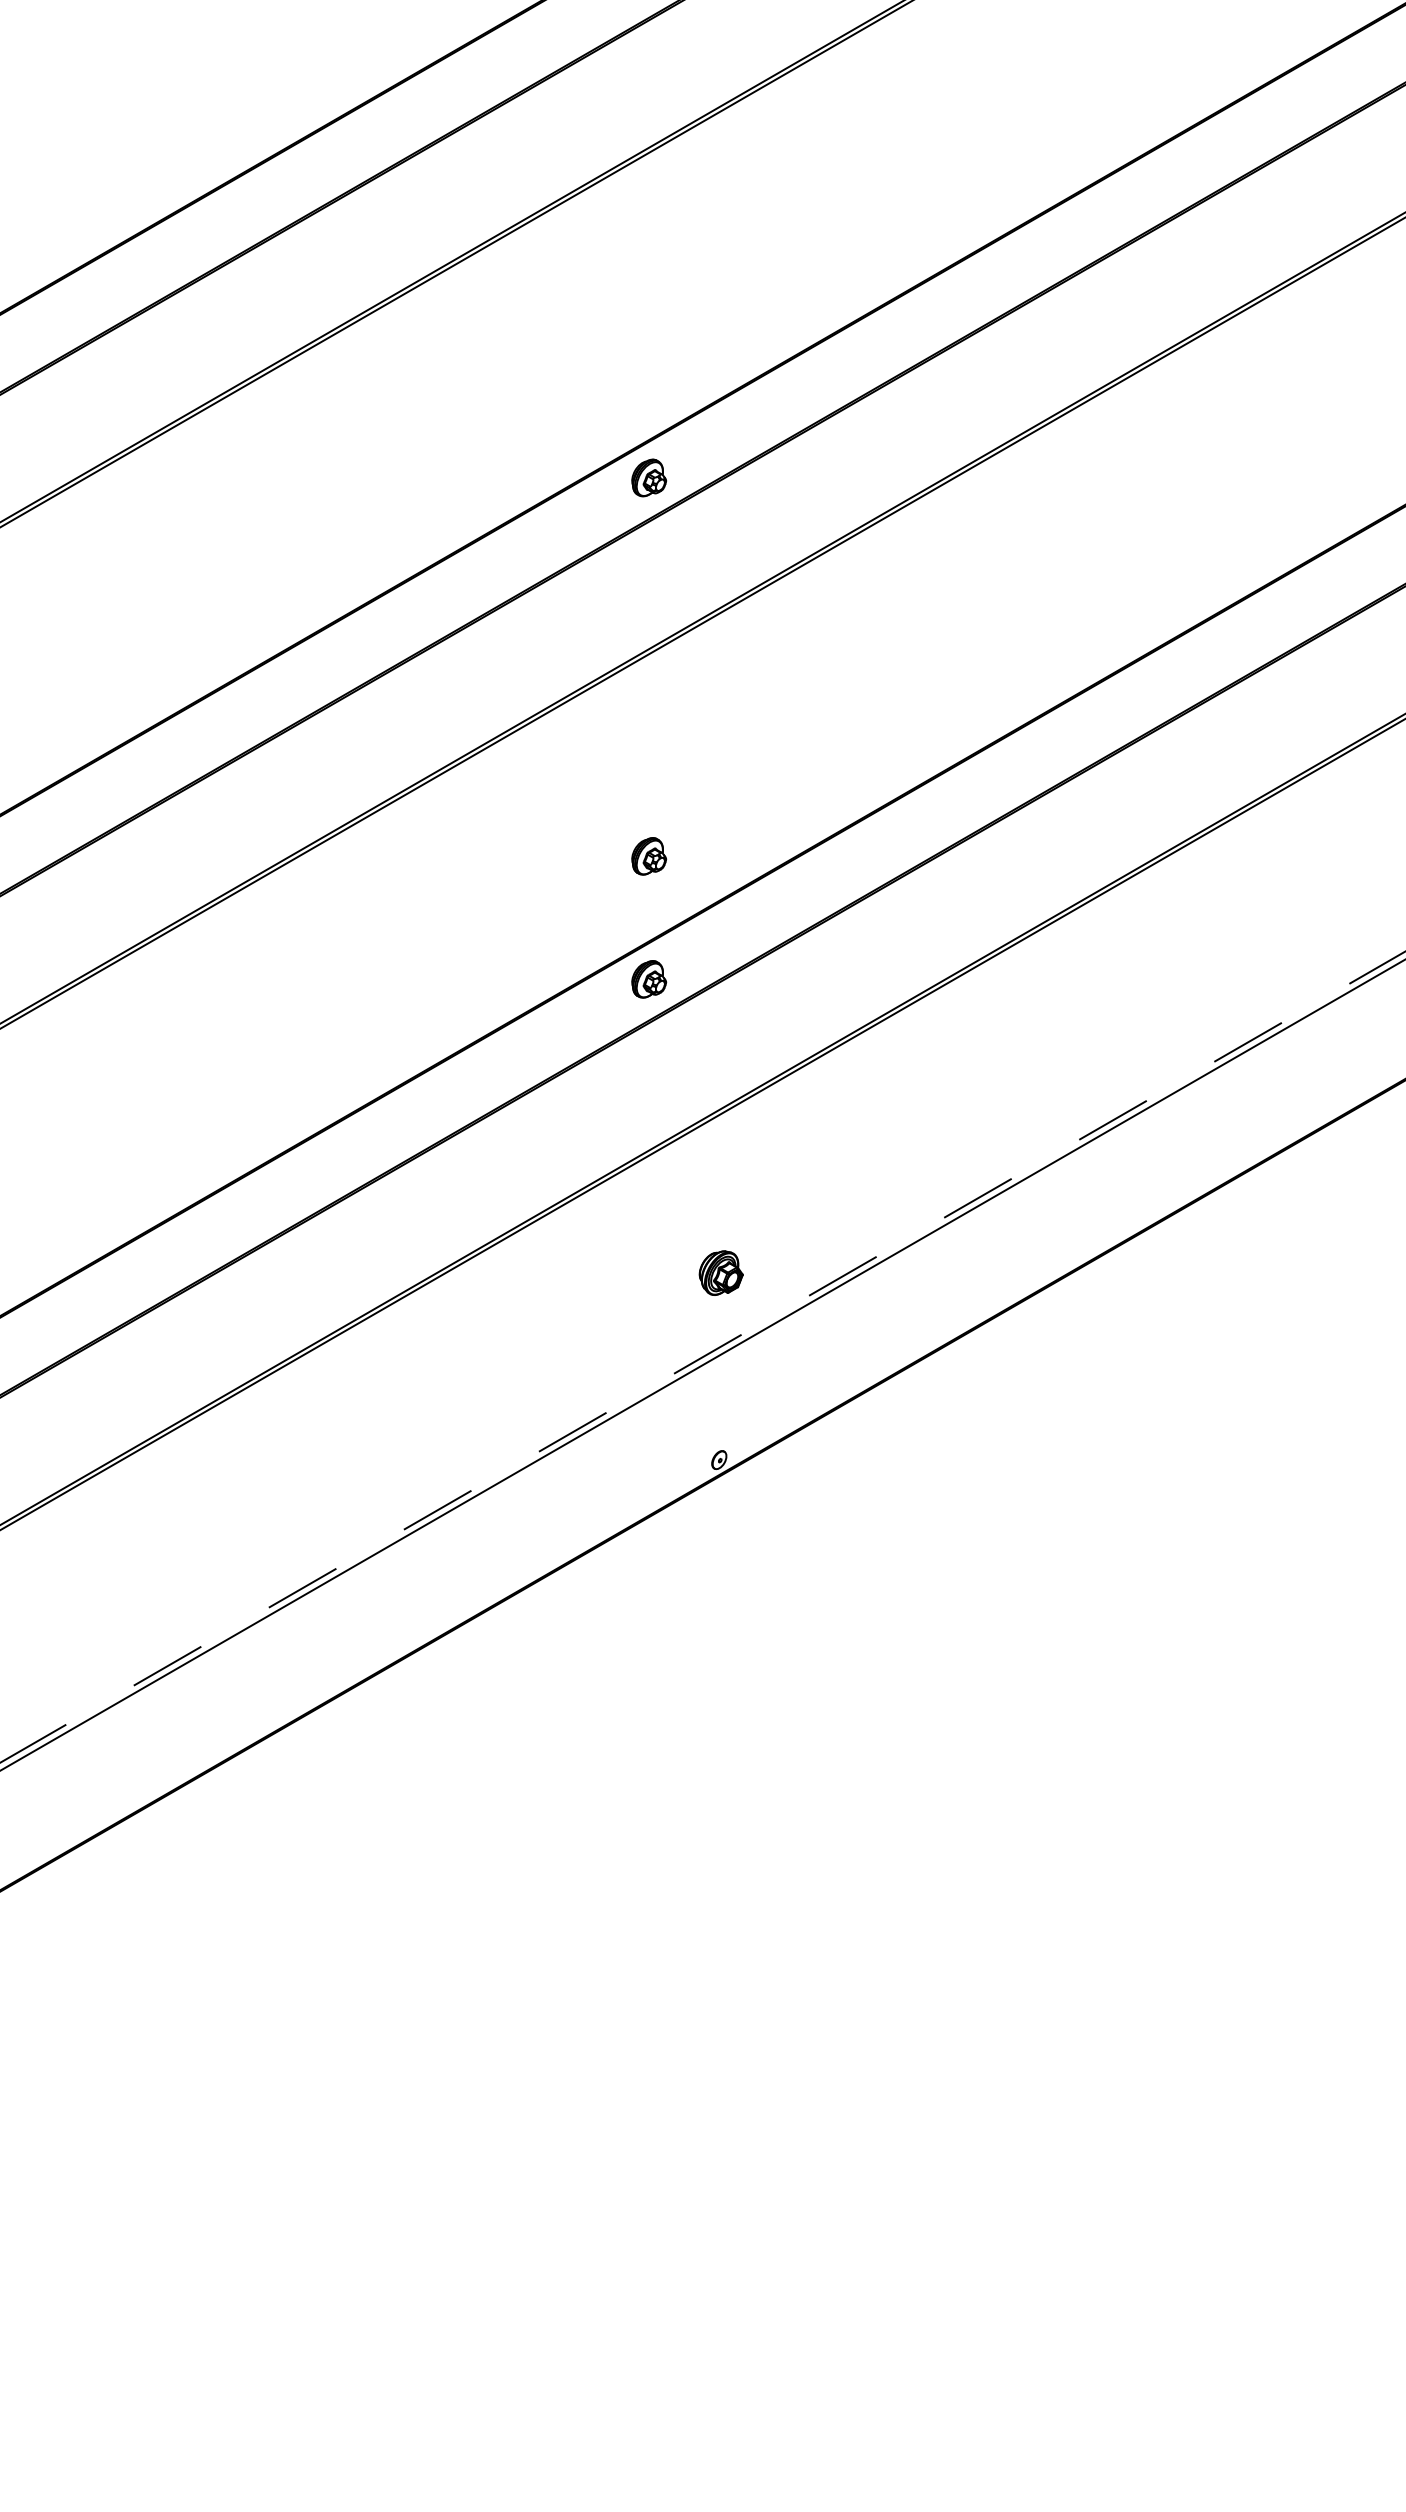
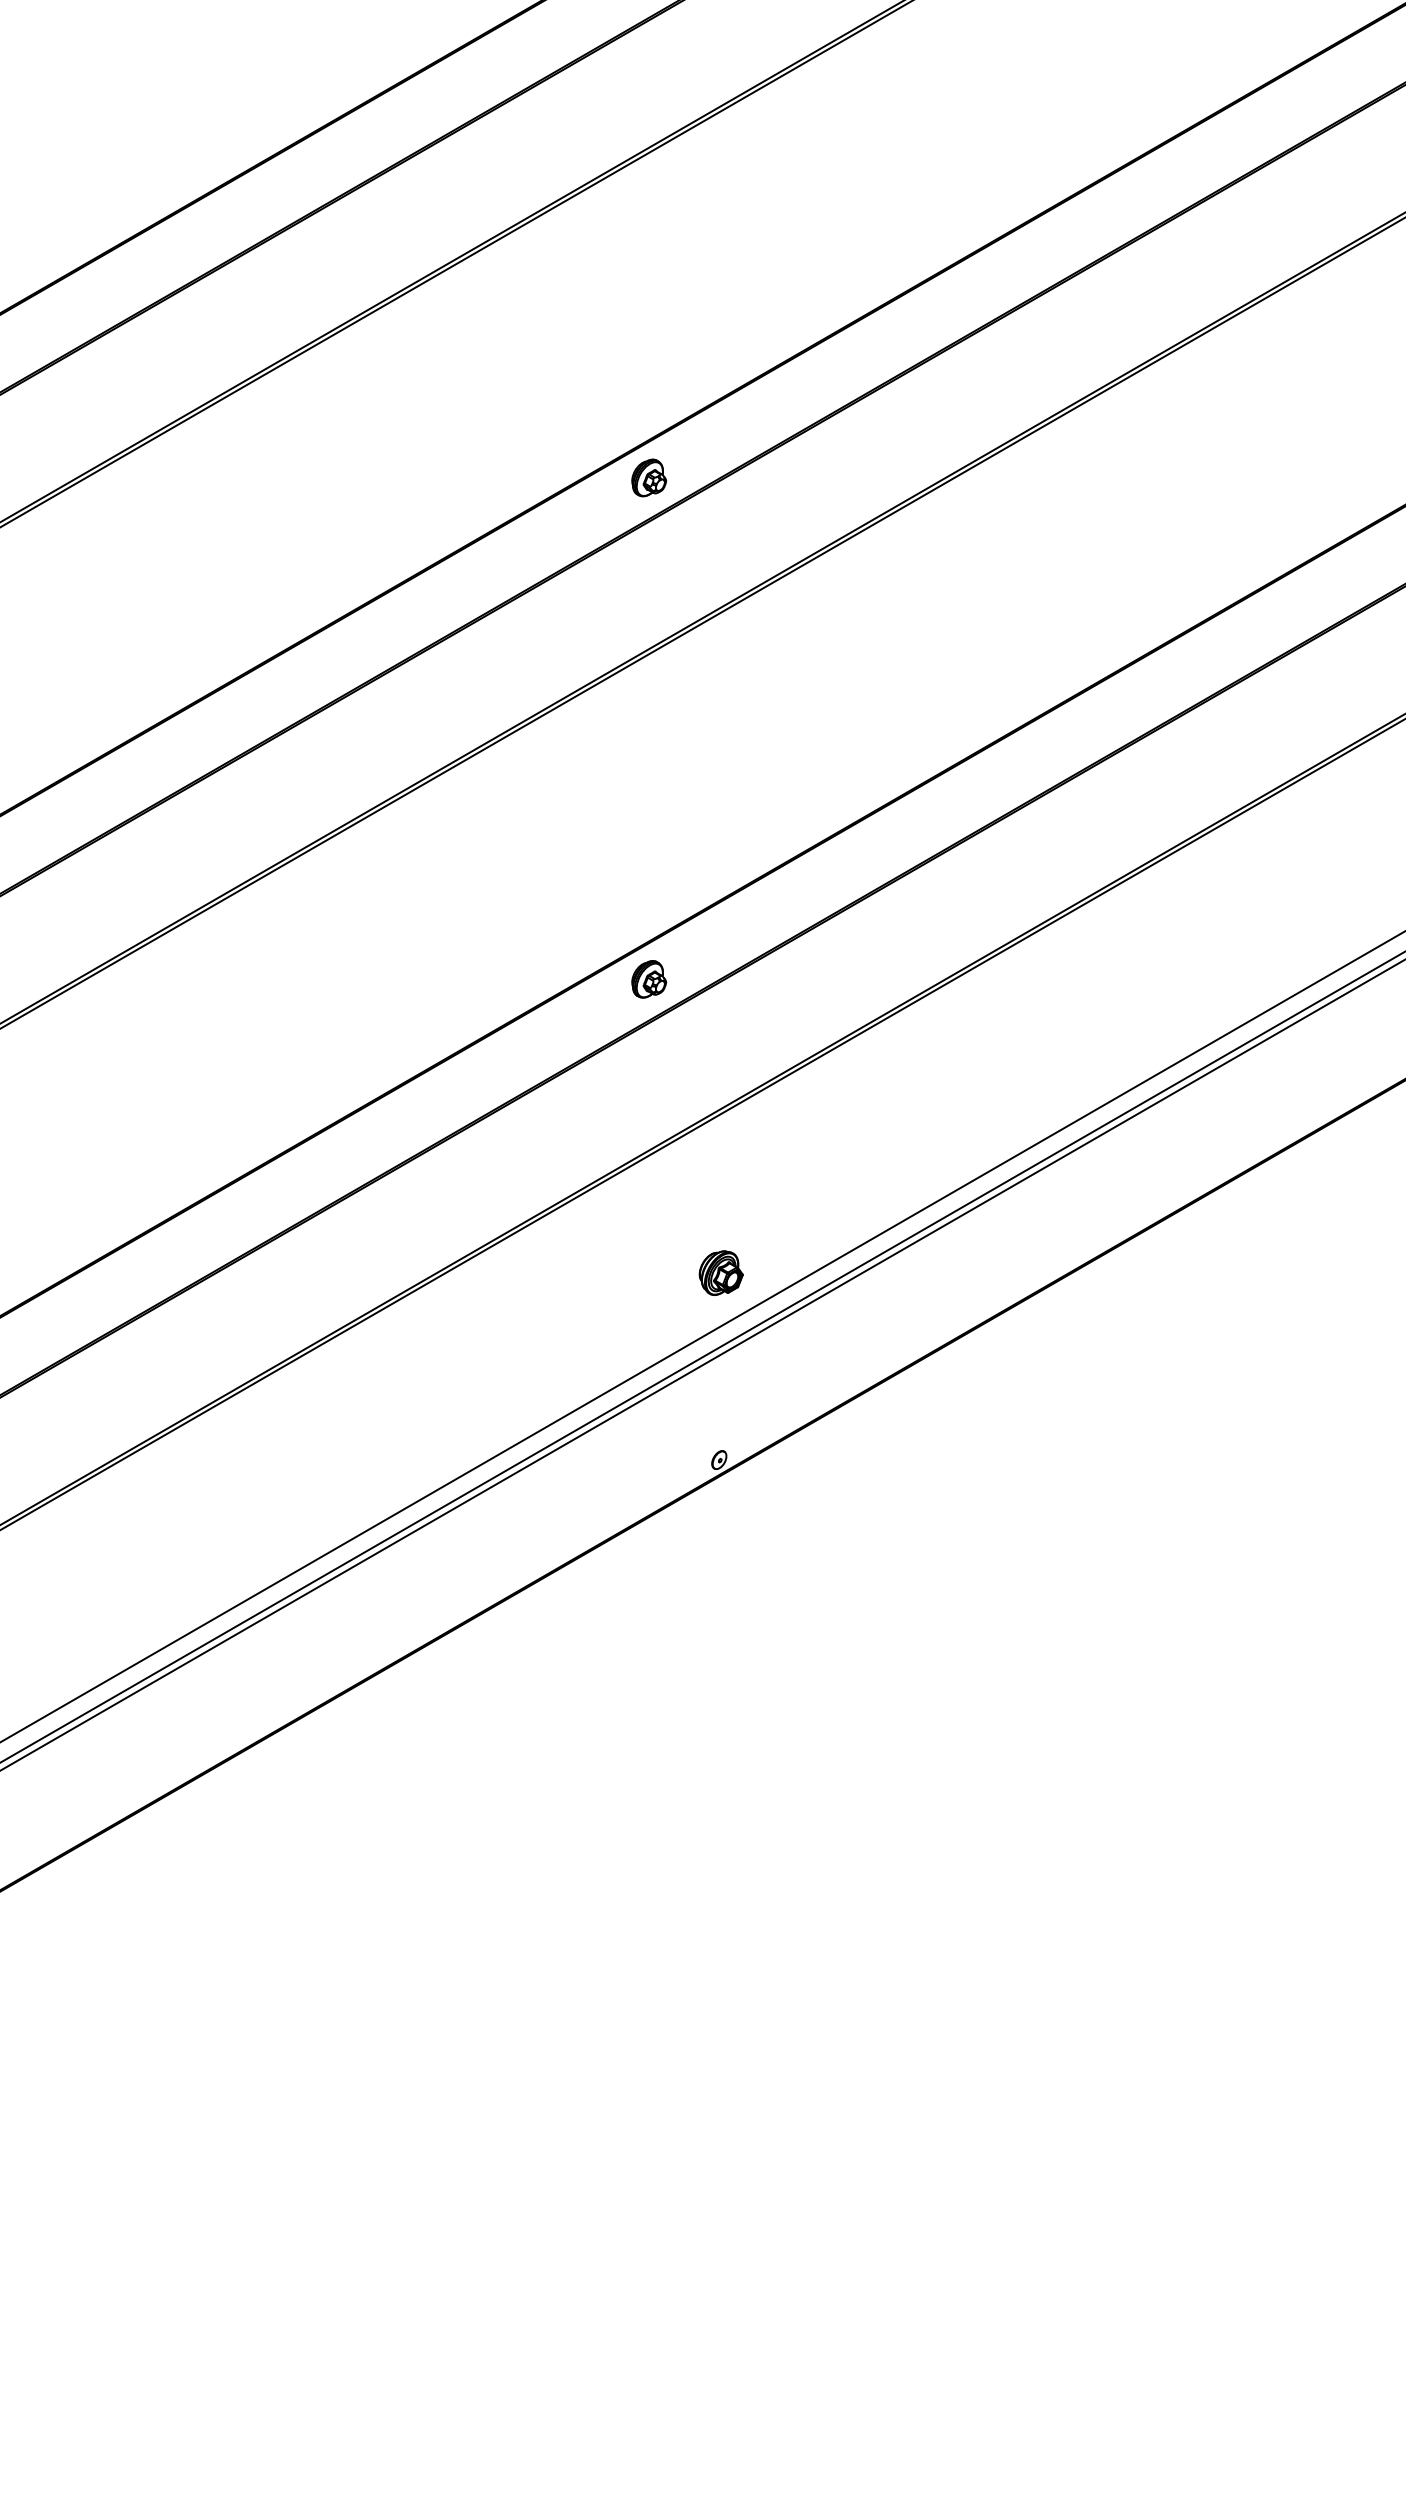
part: present -> none (649, 856)
line: none -> present (702, 1336)
line: dashed -> solid (702, 1357)
